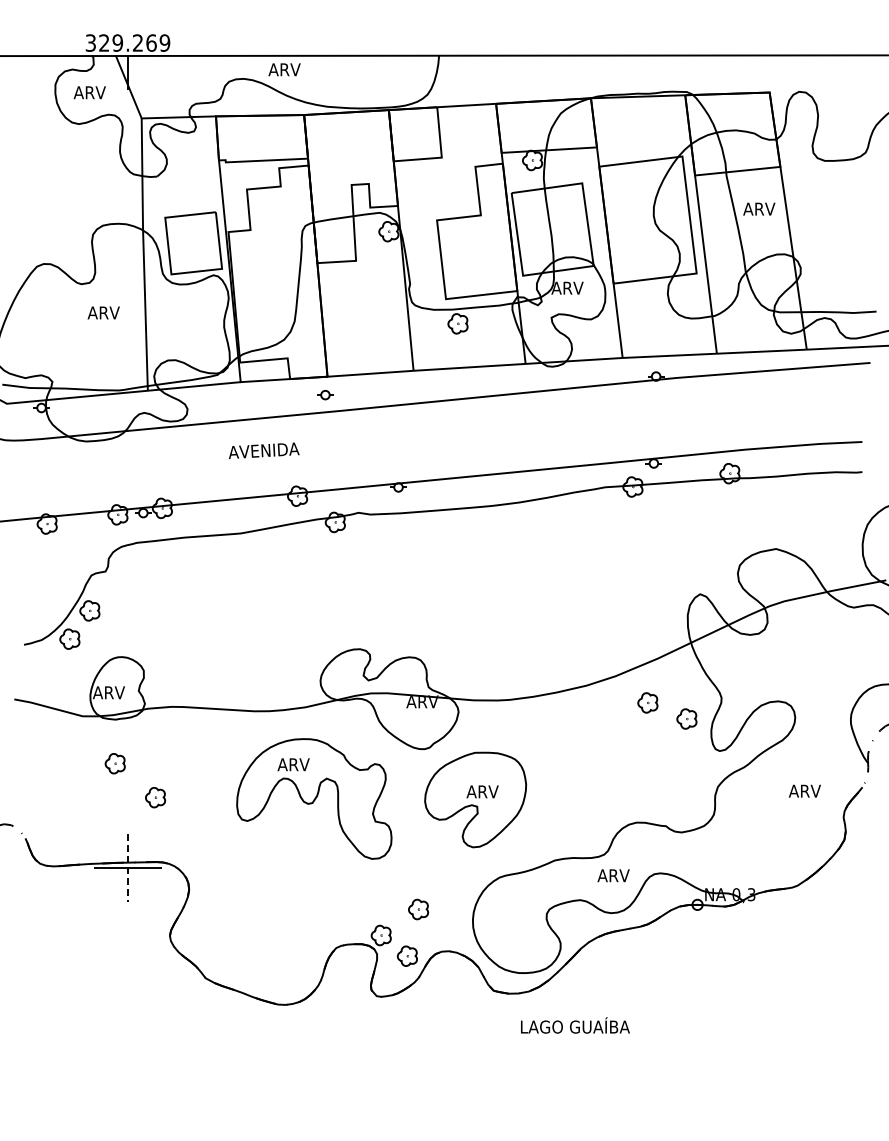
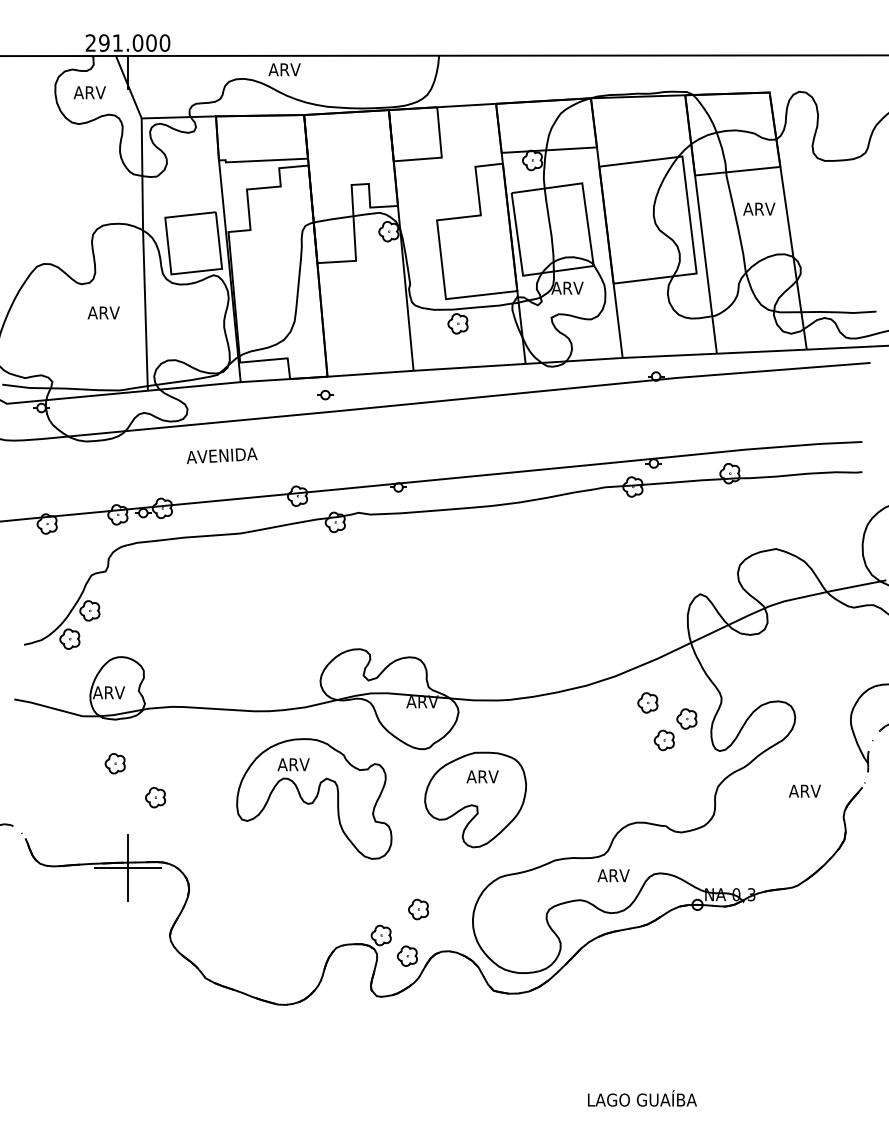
text: 329.269 -> 291.000 (127, 42)
text position: (264, 450) -> (222, 455) (222, 455)
part: none -> present (663, 740)
text position: (482, 791) -> (482, 776) (482, 776)
line: dashed -> solid (127, 868)
text position: (575, 1025) -> (642, 1098) (642, 1098)
